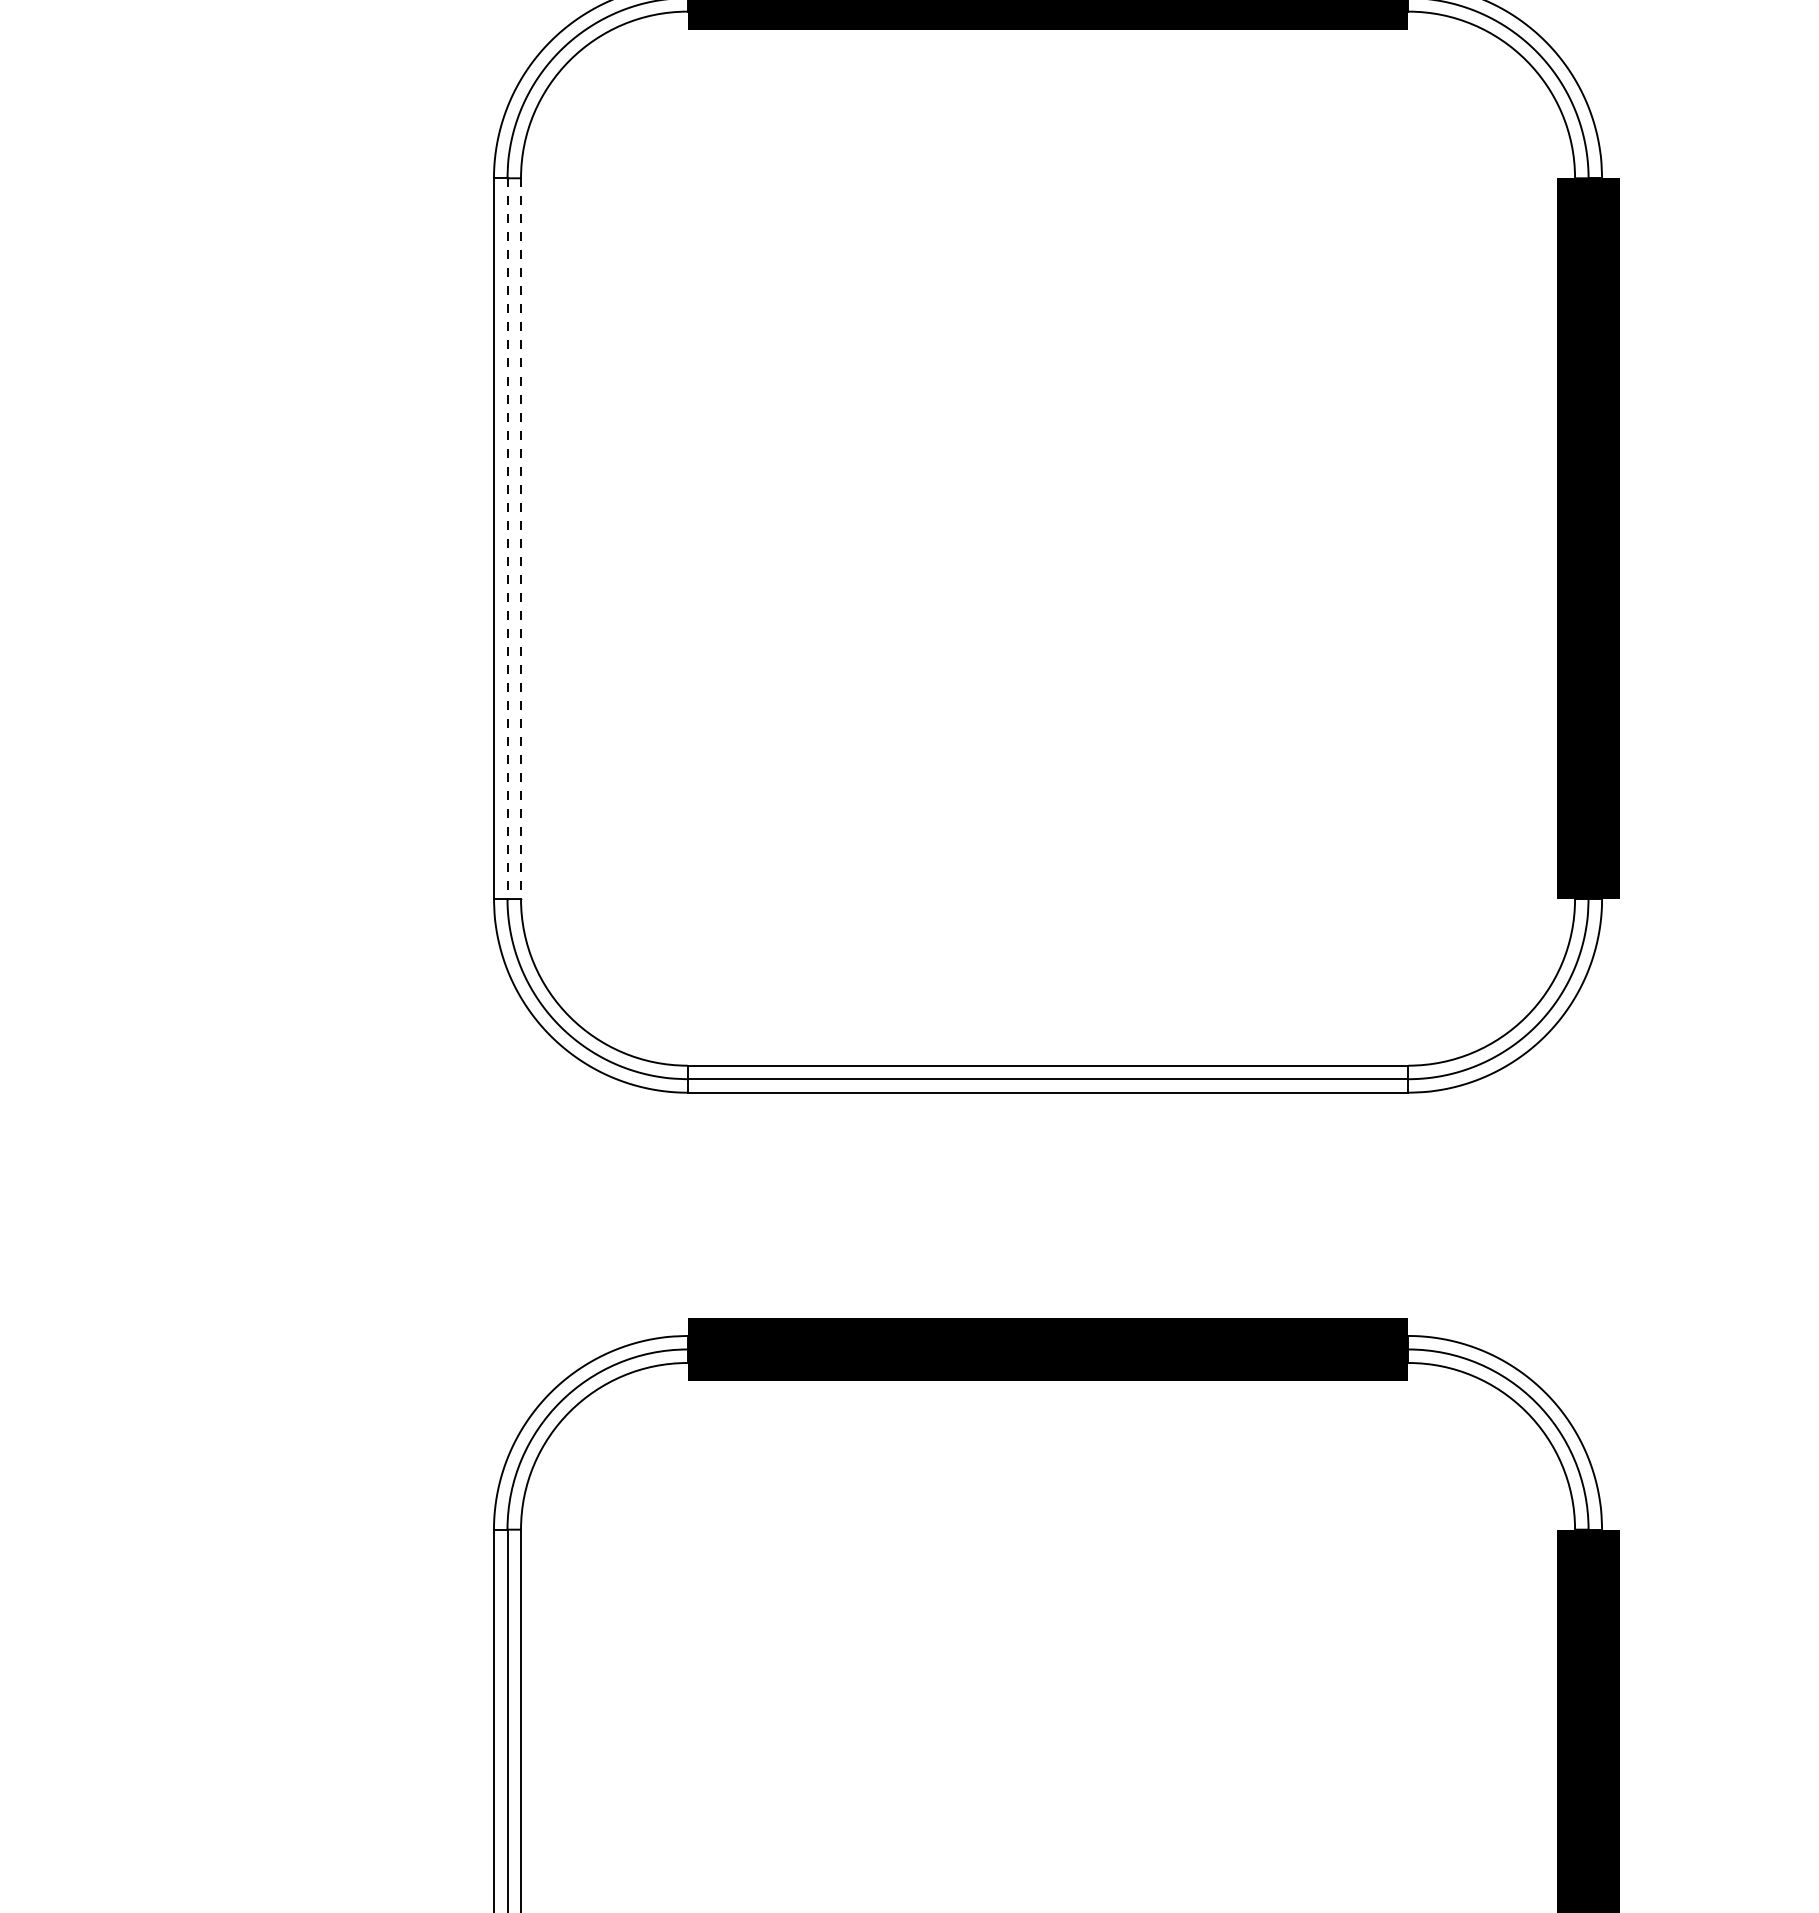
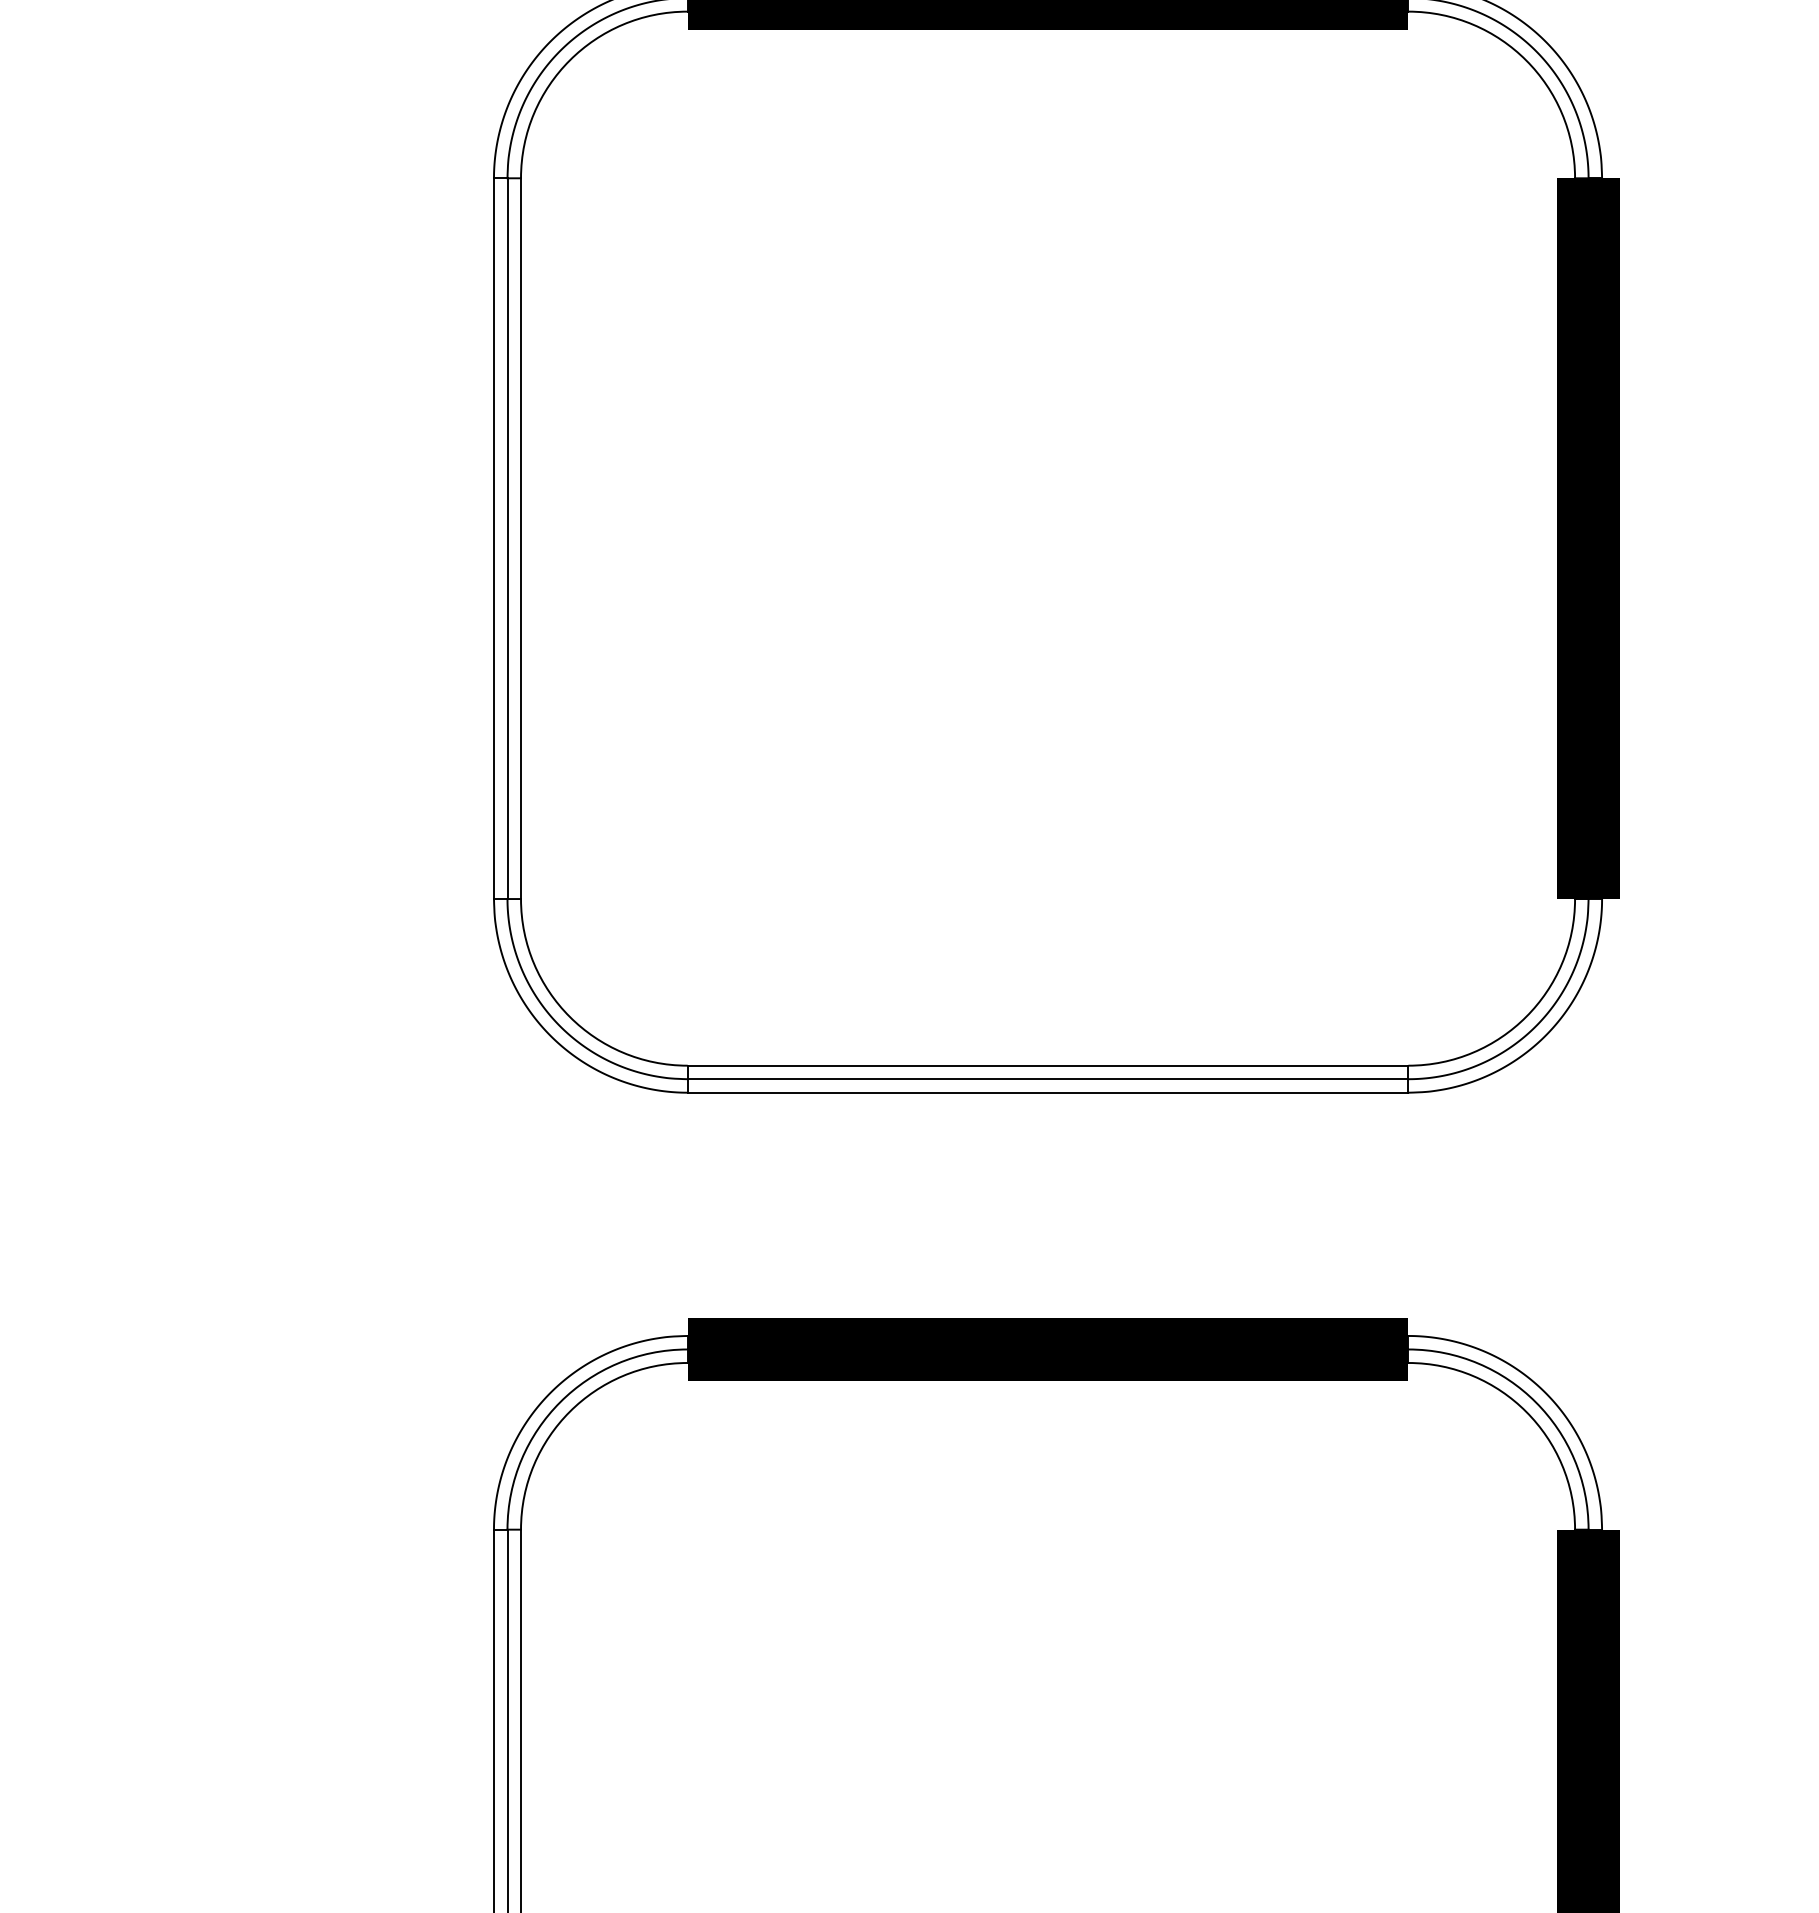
line: dashed -> solid (507, 539)
line: dashed -> solid (521, 539)
